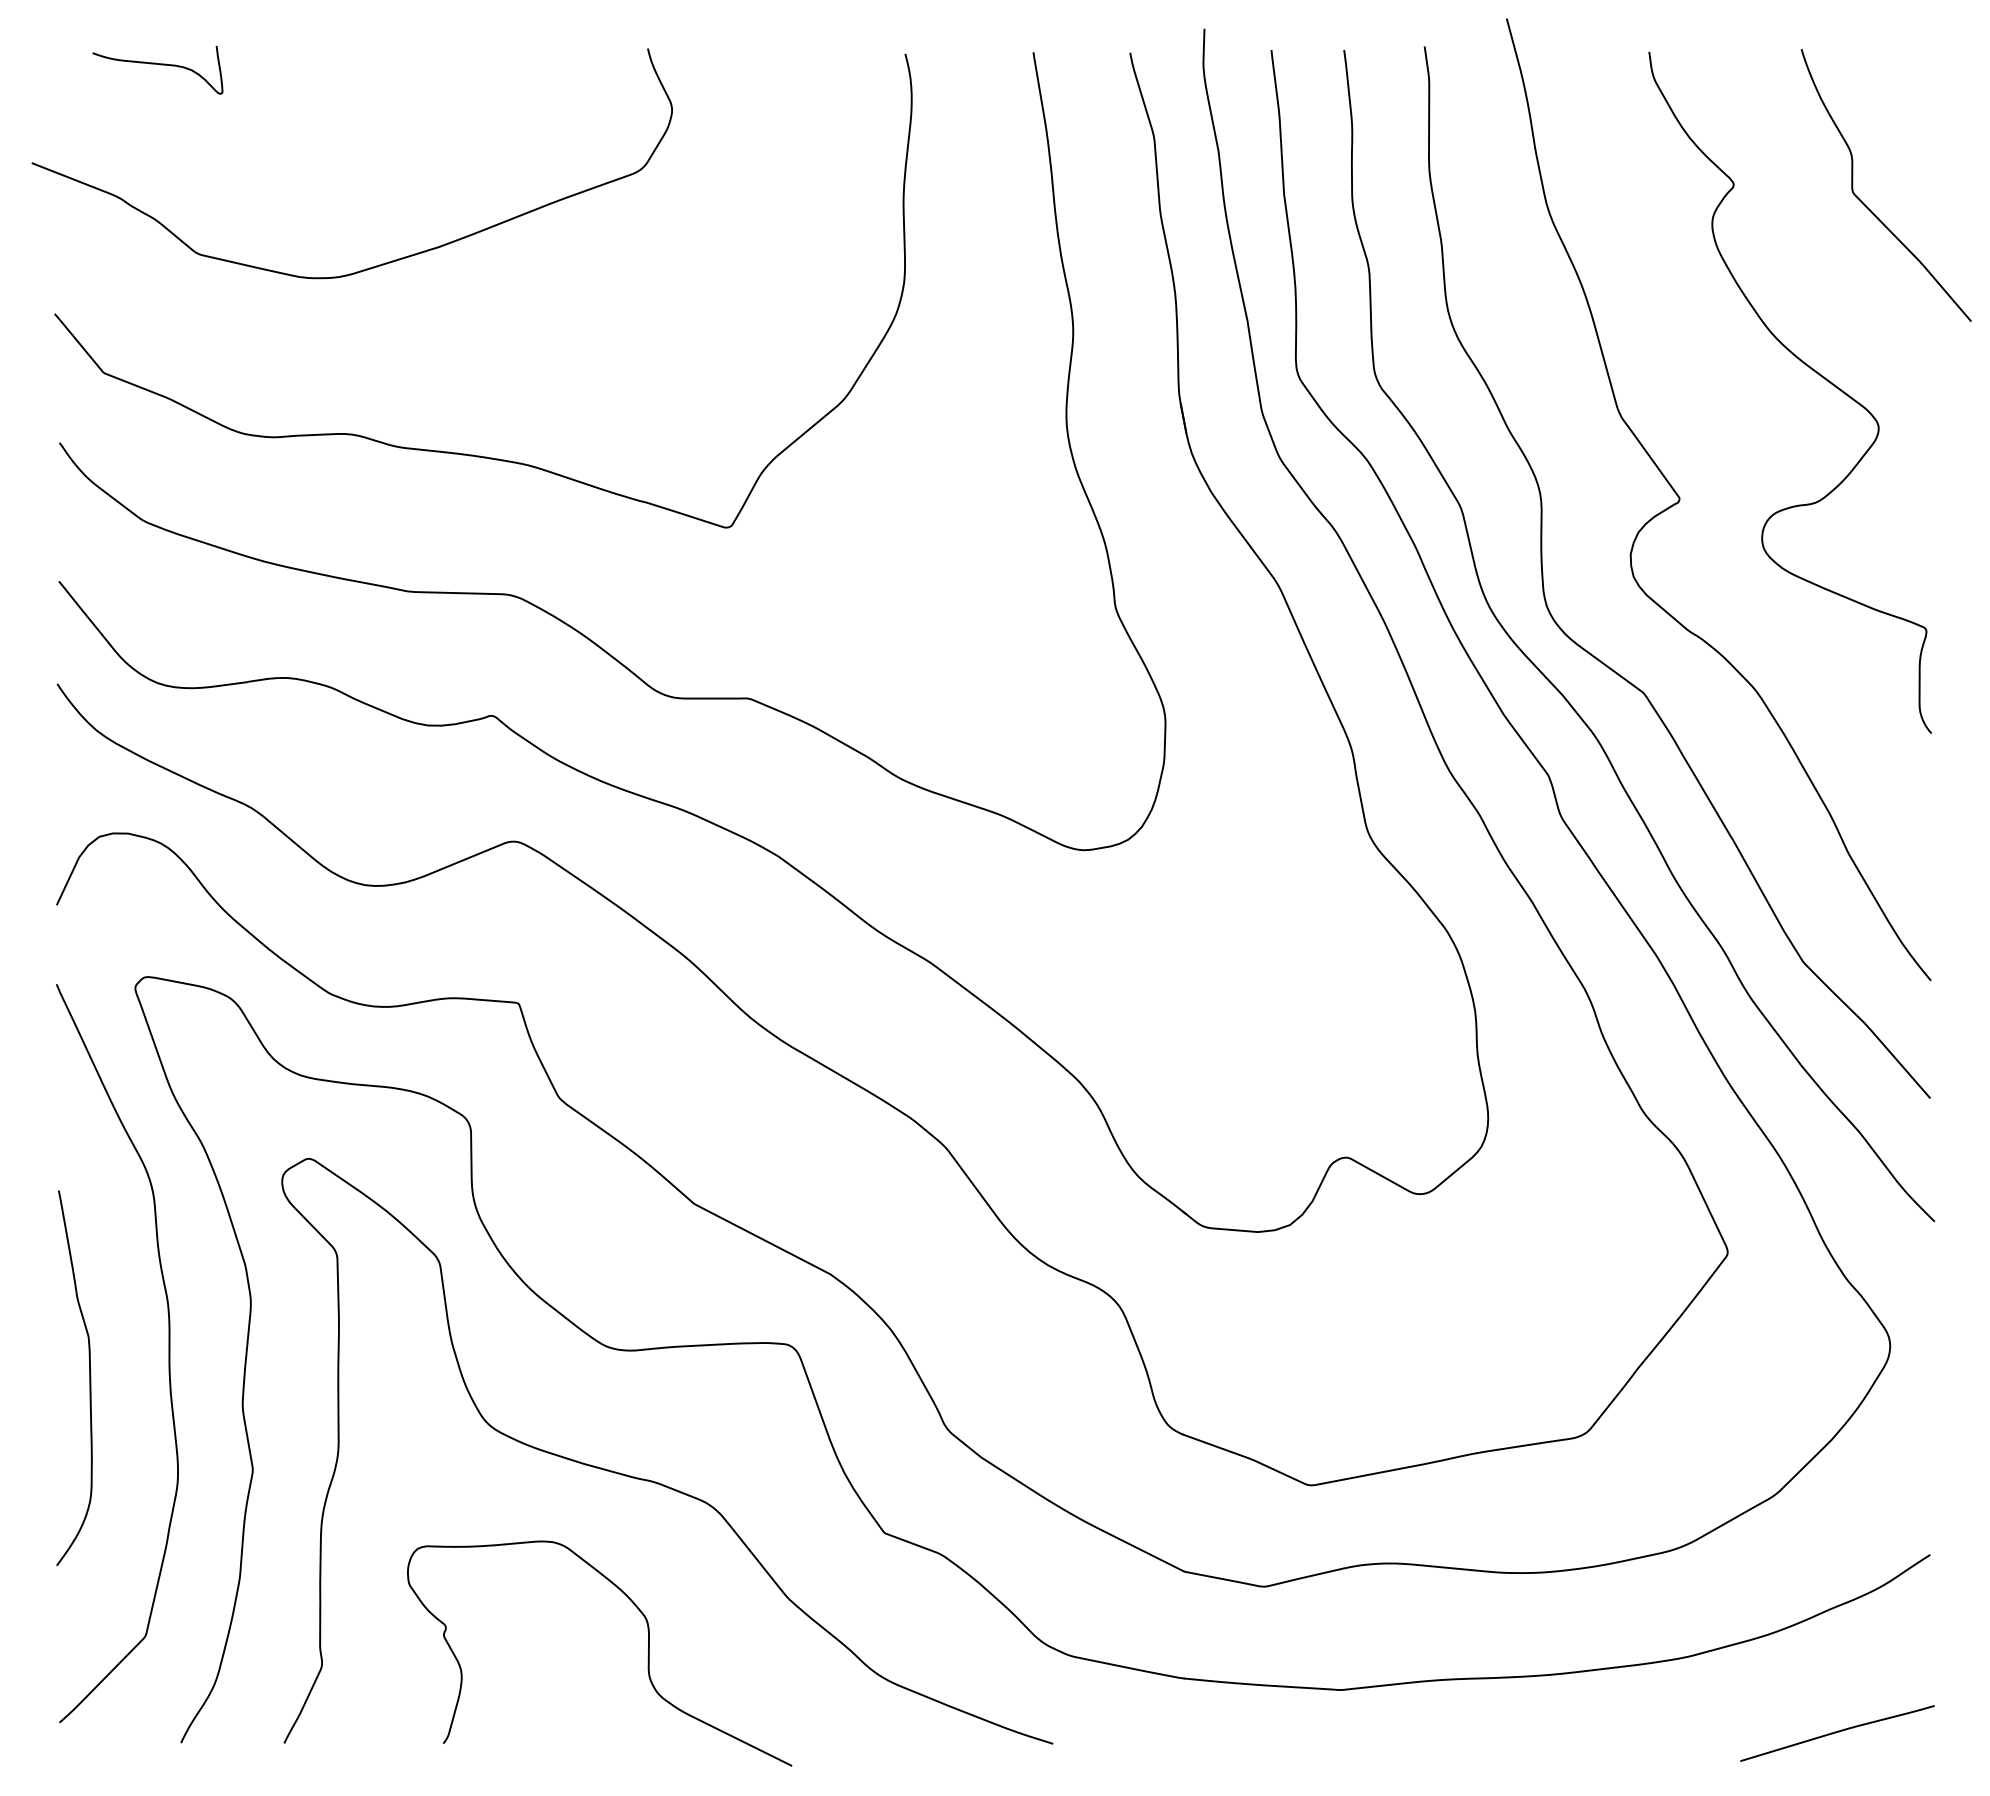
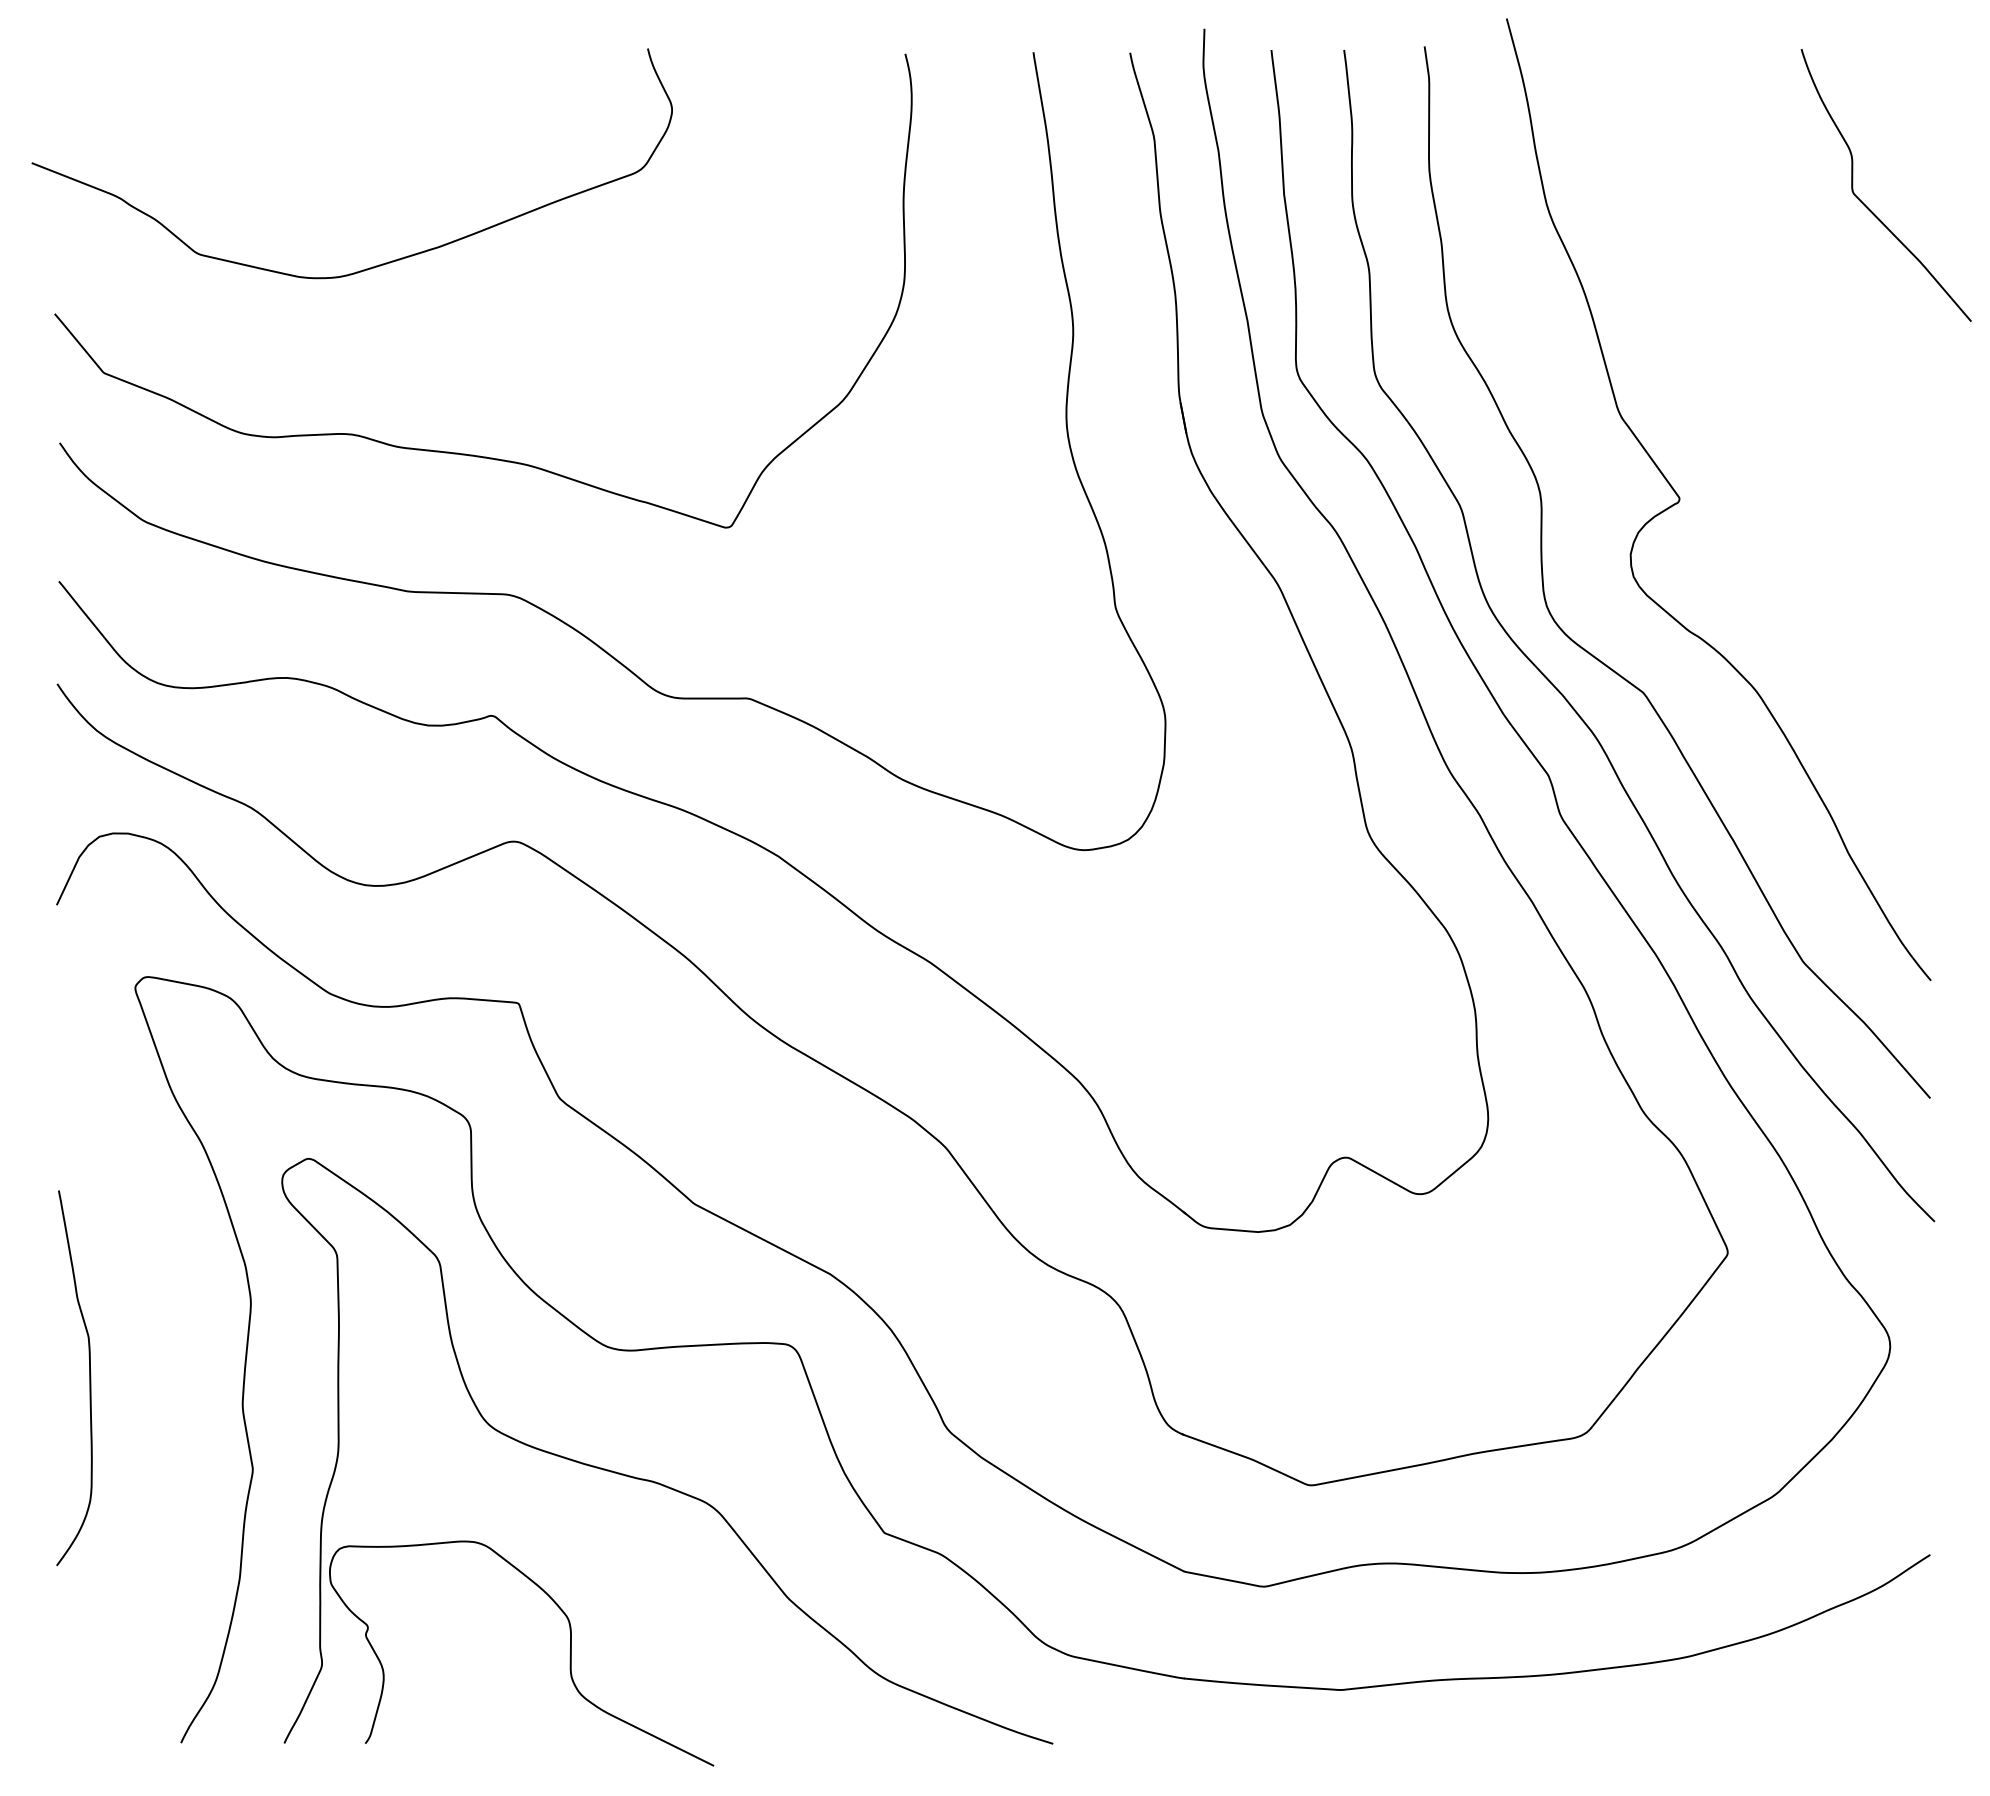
curve: present -> none (160, 65)
curve: present -> none (1809, 368)
curve: present -> none (168, 1353)
curve position: (647, 1656) -> (569, 1656) (569, 1656)
curve: present -> none (1837, 1732)
